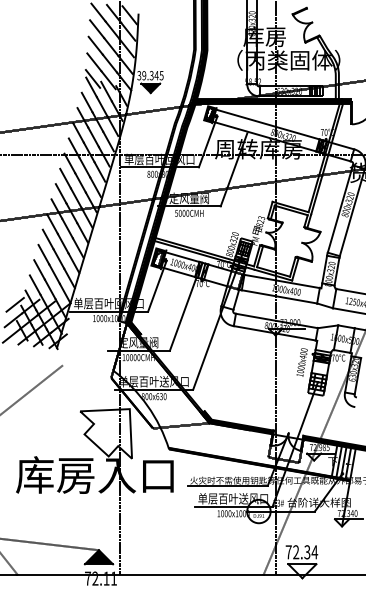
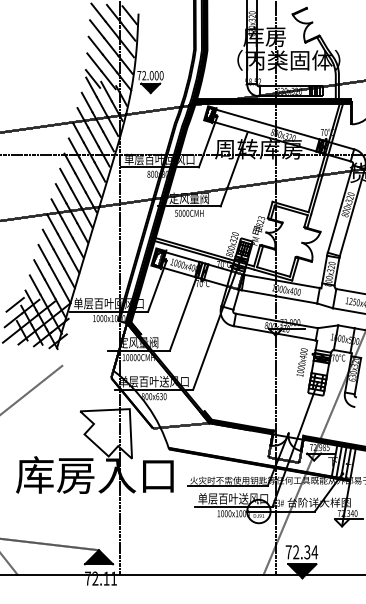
text: 39.345 -> 72.000 (150, 75)
fill: none -> present (302, 571)
